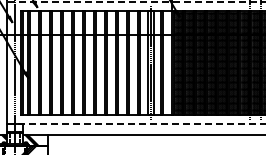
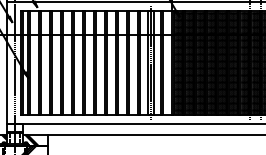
line: dashed -> solid (135, 2)
line: dashed -> solid (136, 123)
